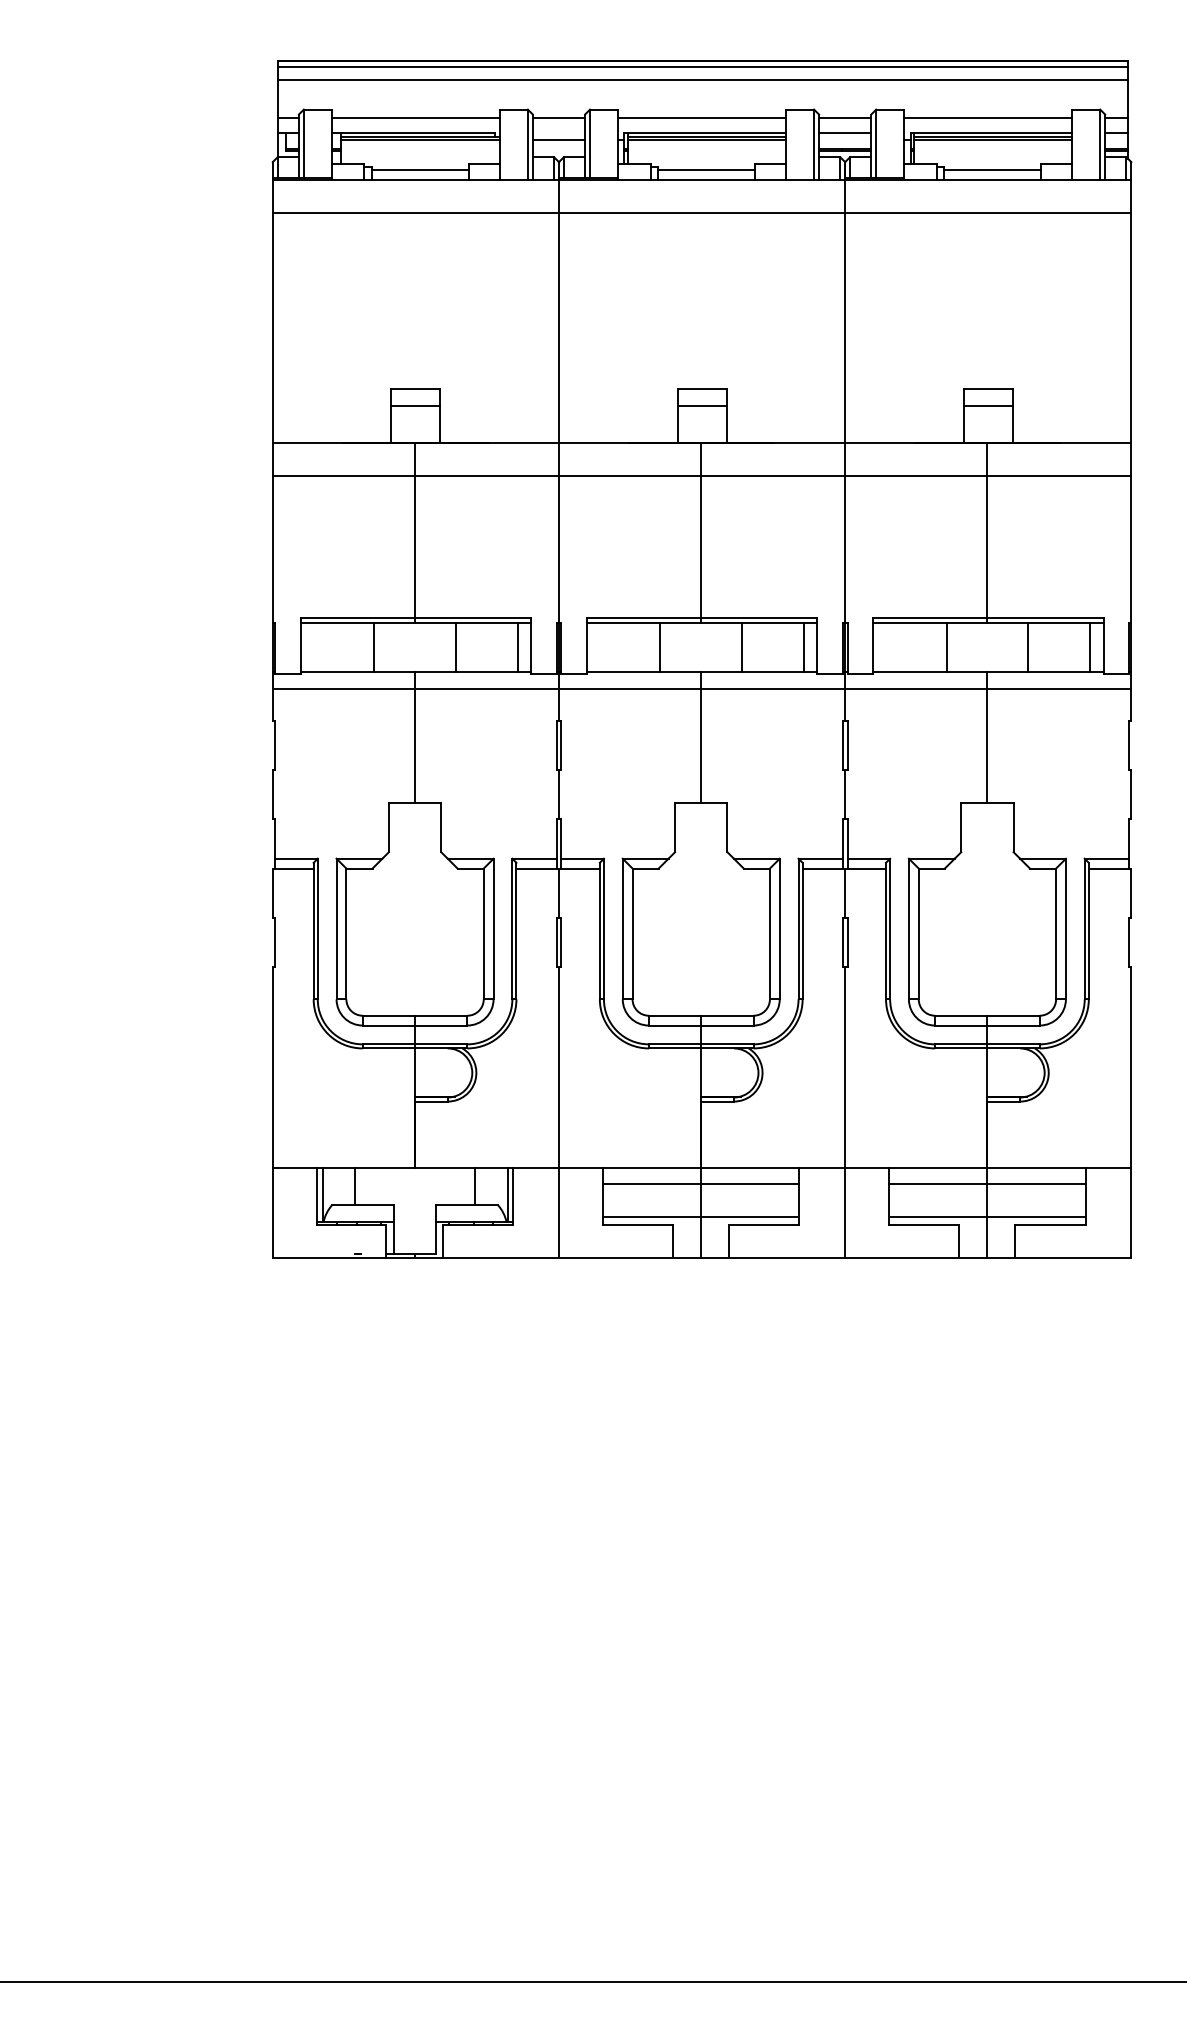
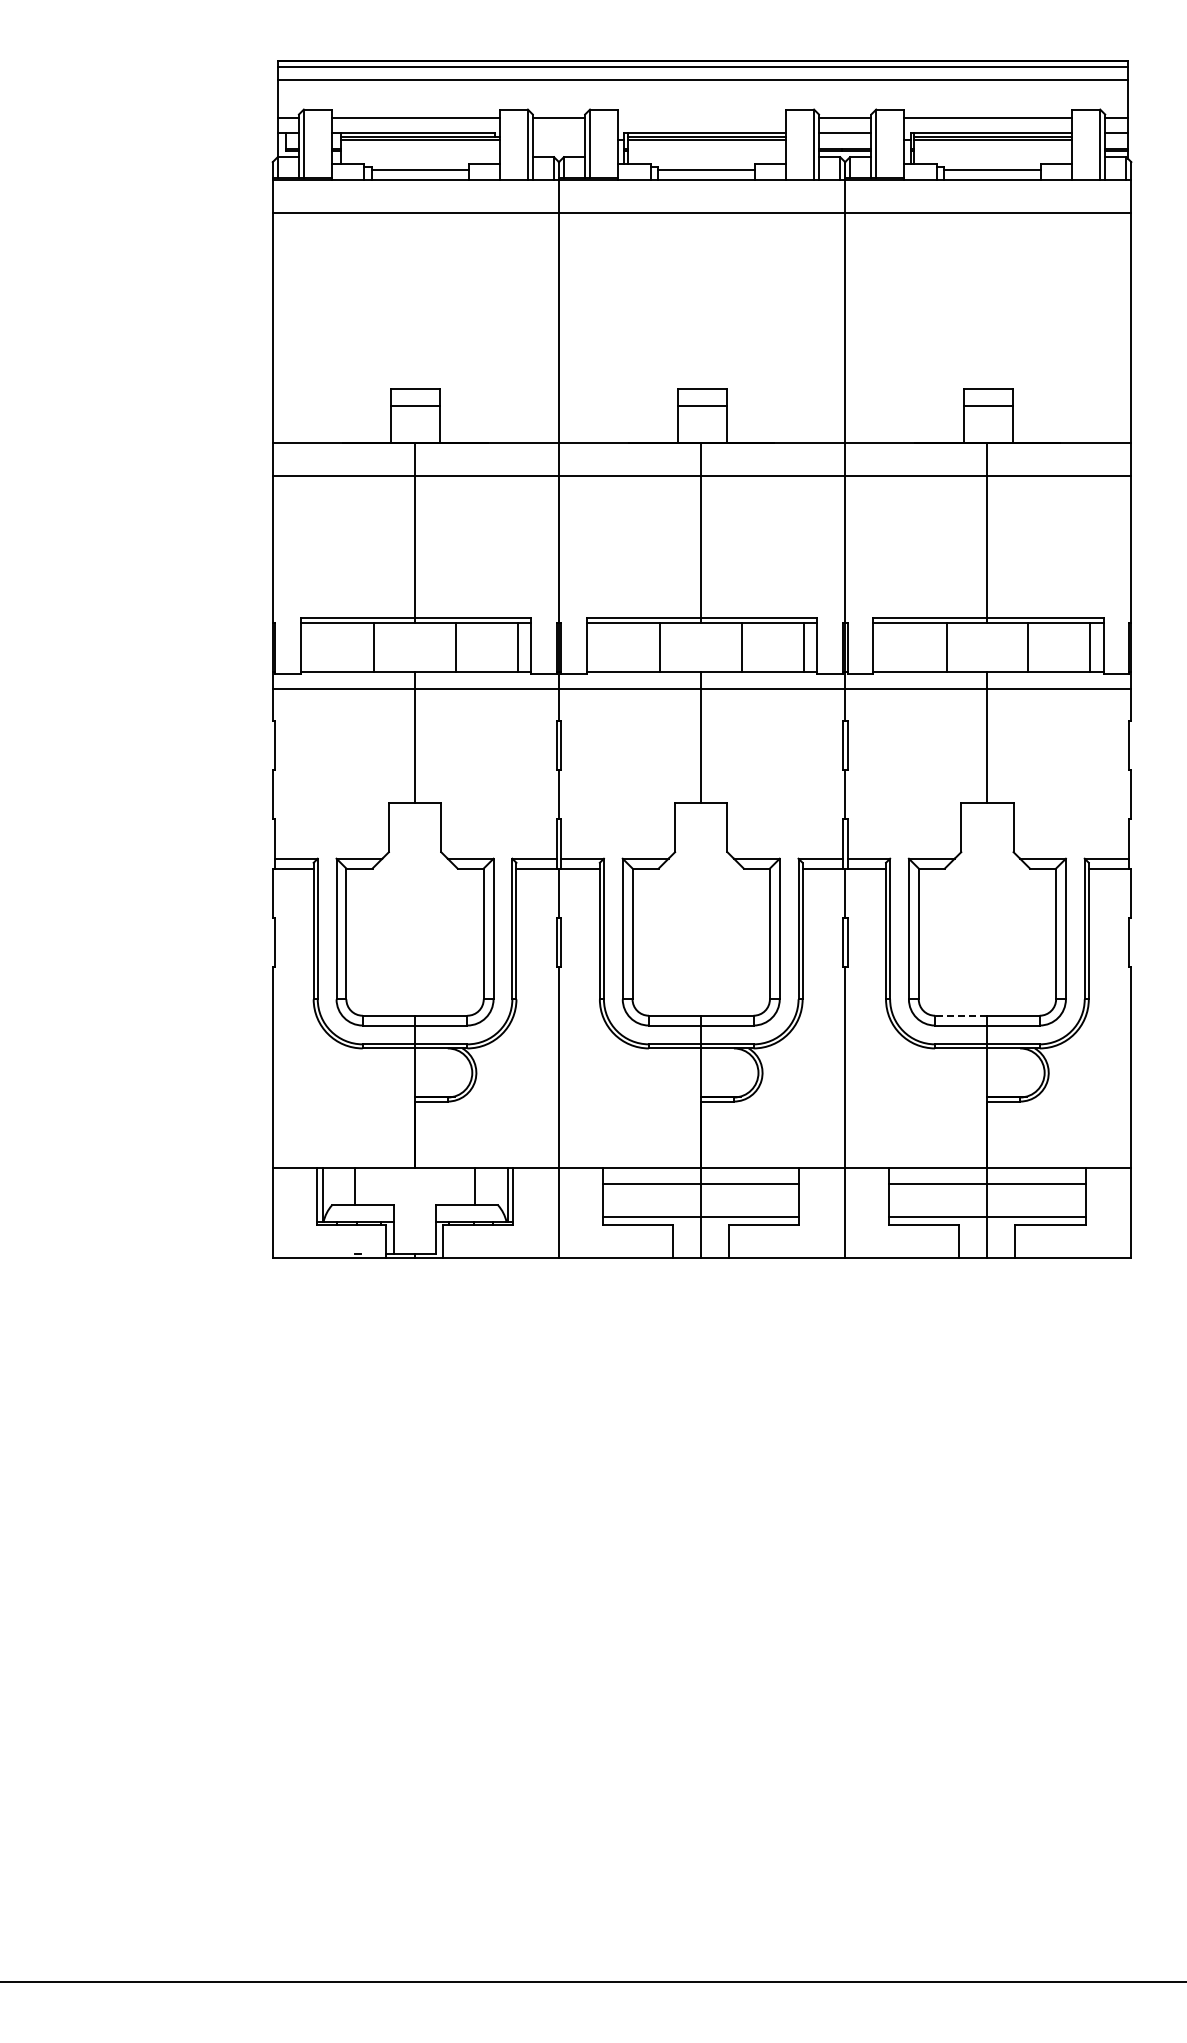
line: present -> none (701, 117)
line: present -> none (558, 139)
line: solid -> dashed (960, 1015)
